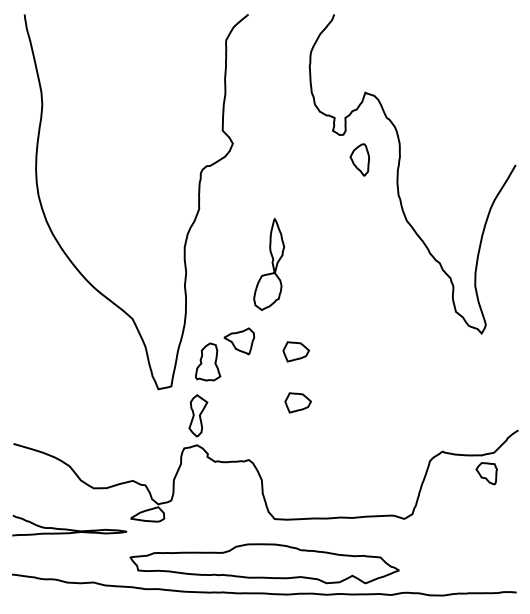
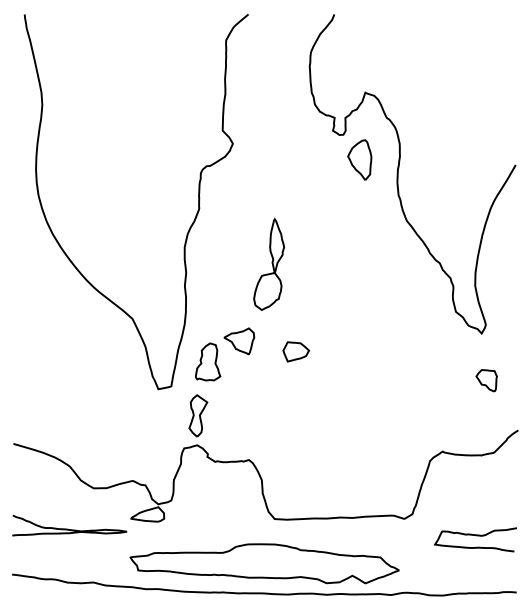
part size: 21x34 px -> 26x42 px (359, 159)
part: present -> none (297, 402)
part position: (486, 473) -> (486, 380) (486, 380)
curve: none -> present (475, 536)
